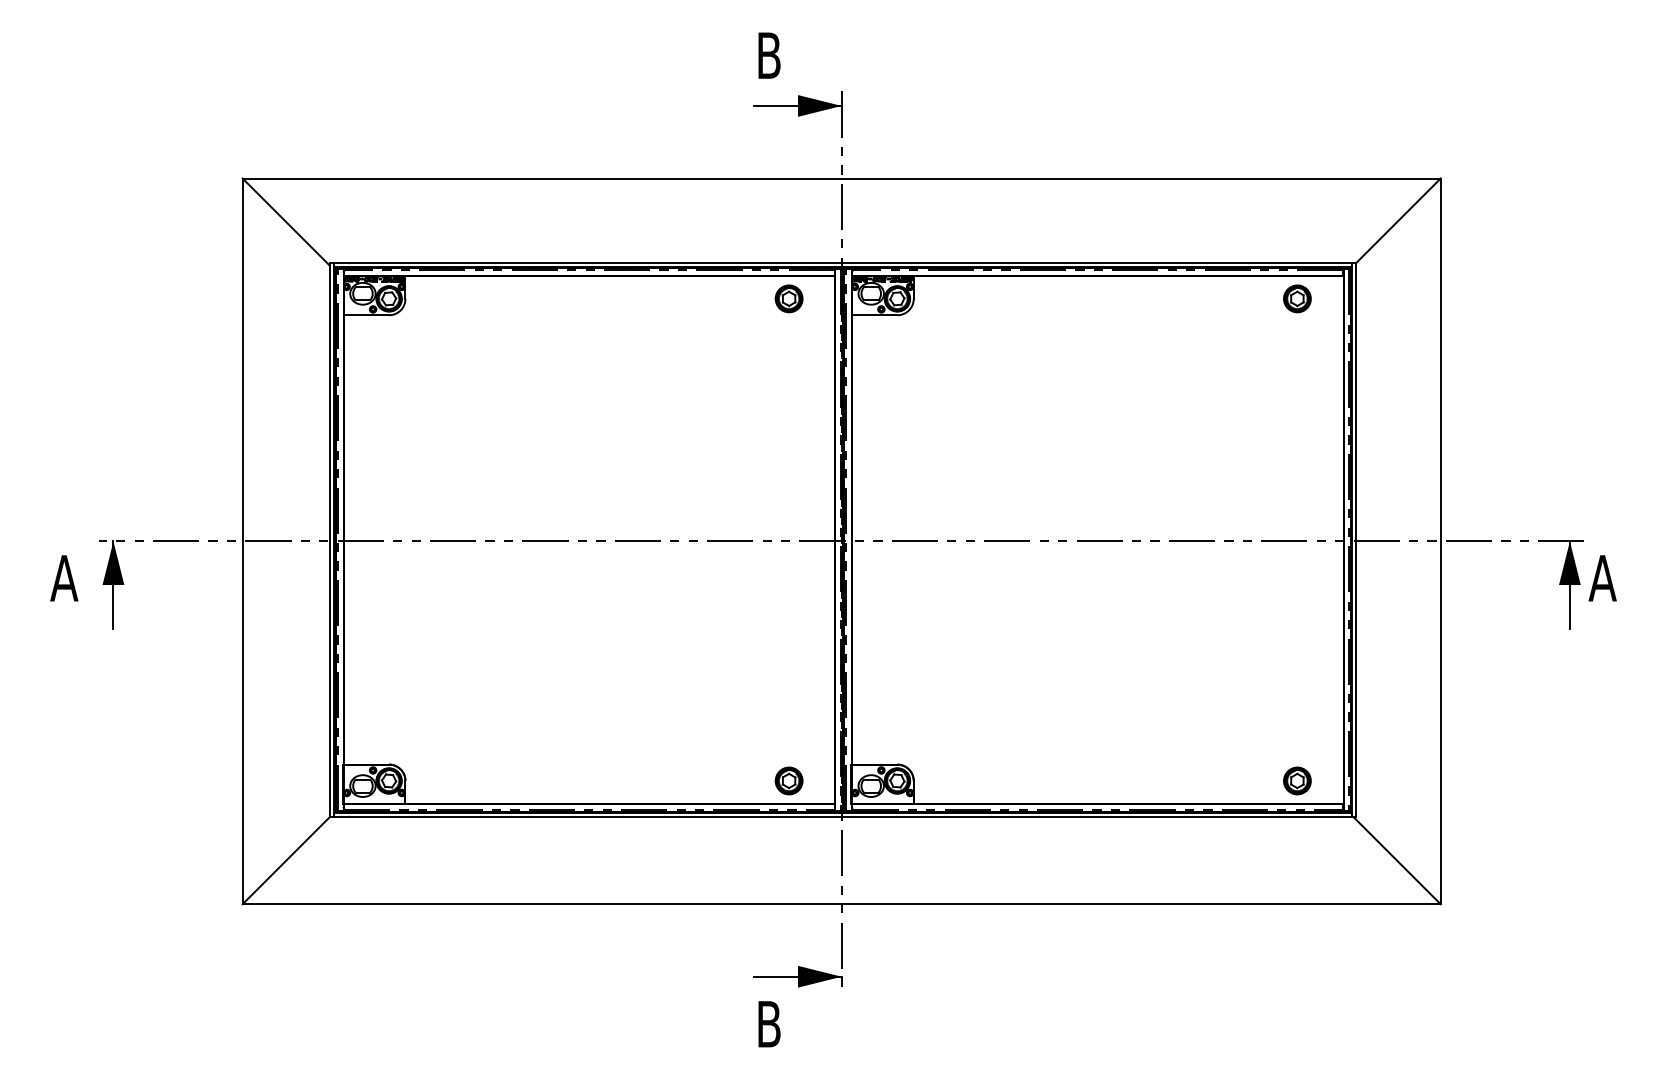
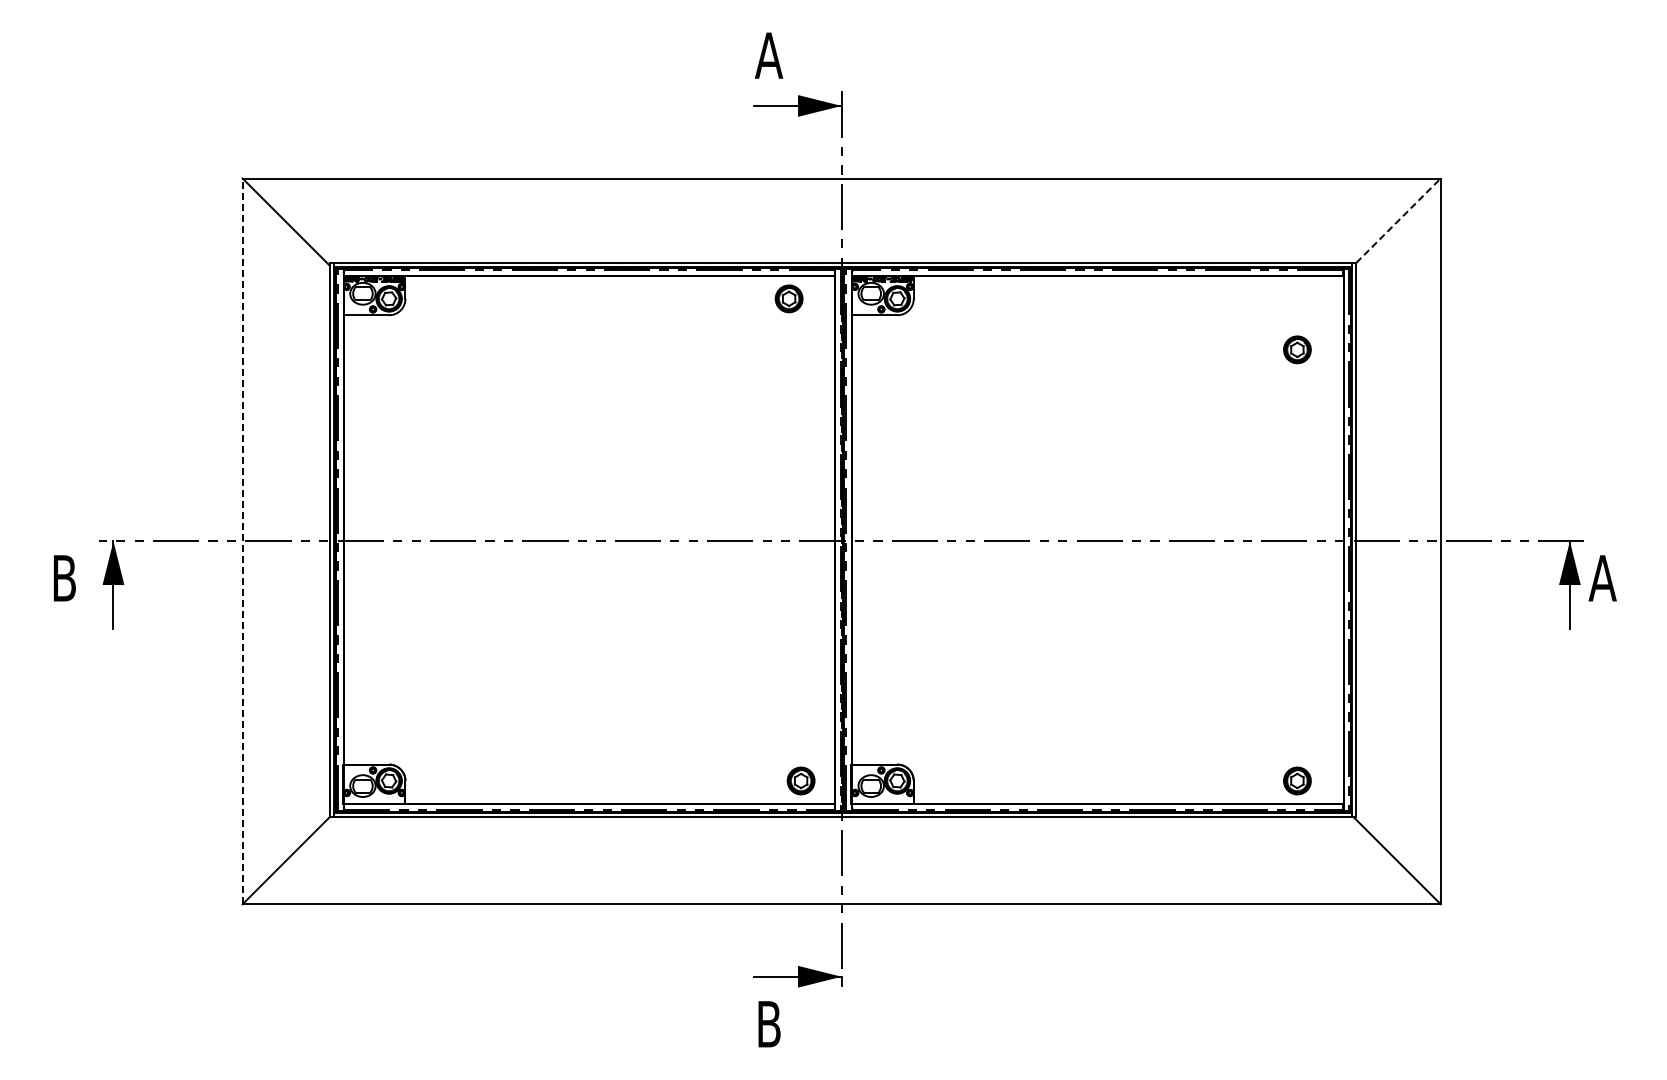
text: B -> A (768, 55)
line: solid -> dashed (1398, 220)
part position: (1297, 298) -> (1297, 349) (1297, 349)
line: solid -> dashed (242, 541)
text: A -> B (64, 578)
part position: (788, 780) -> (800, 780) (800, 780)
